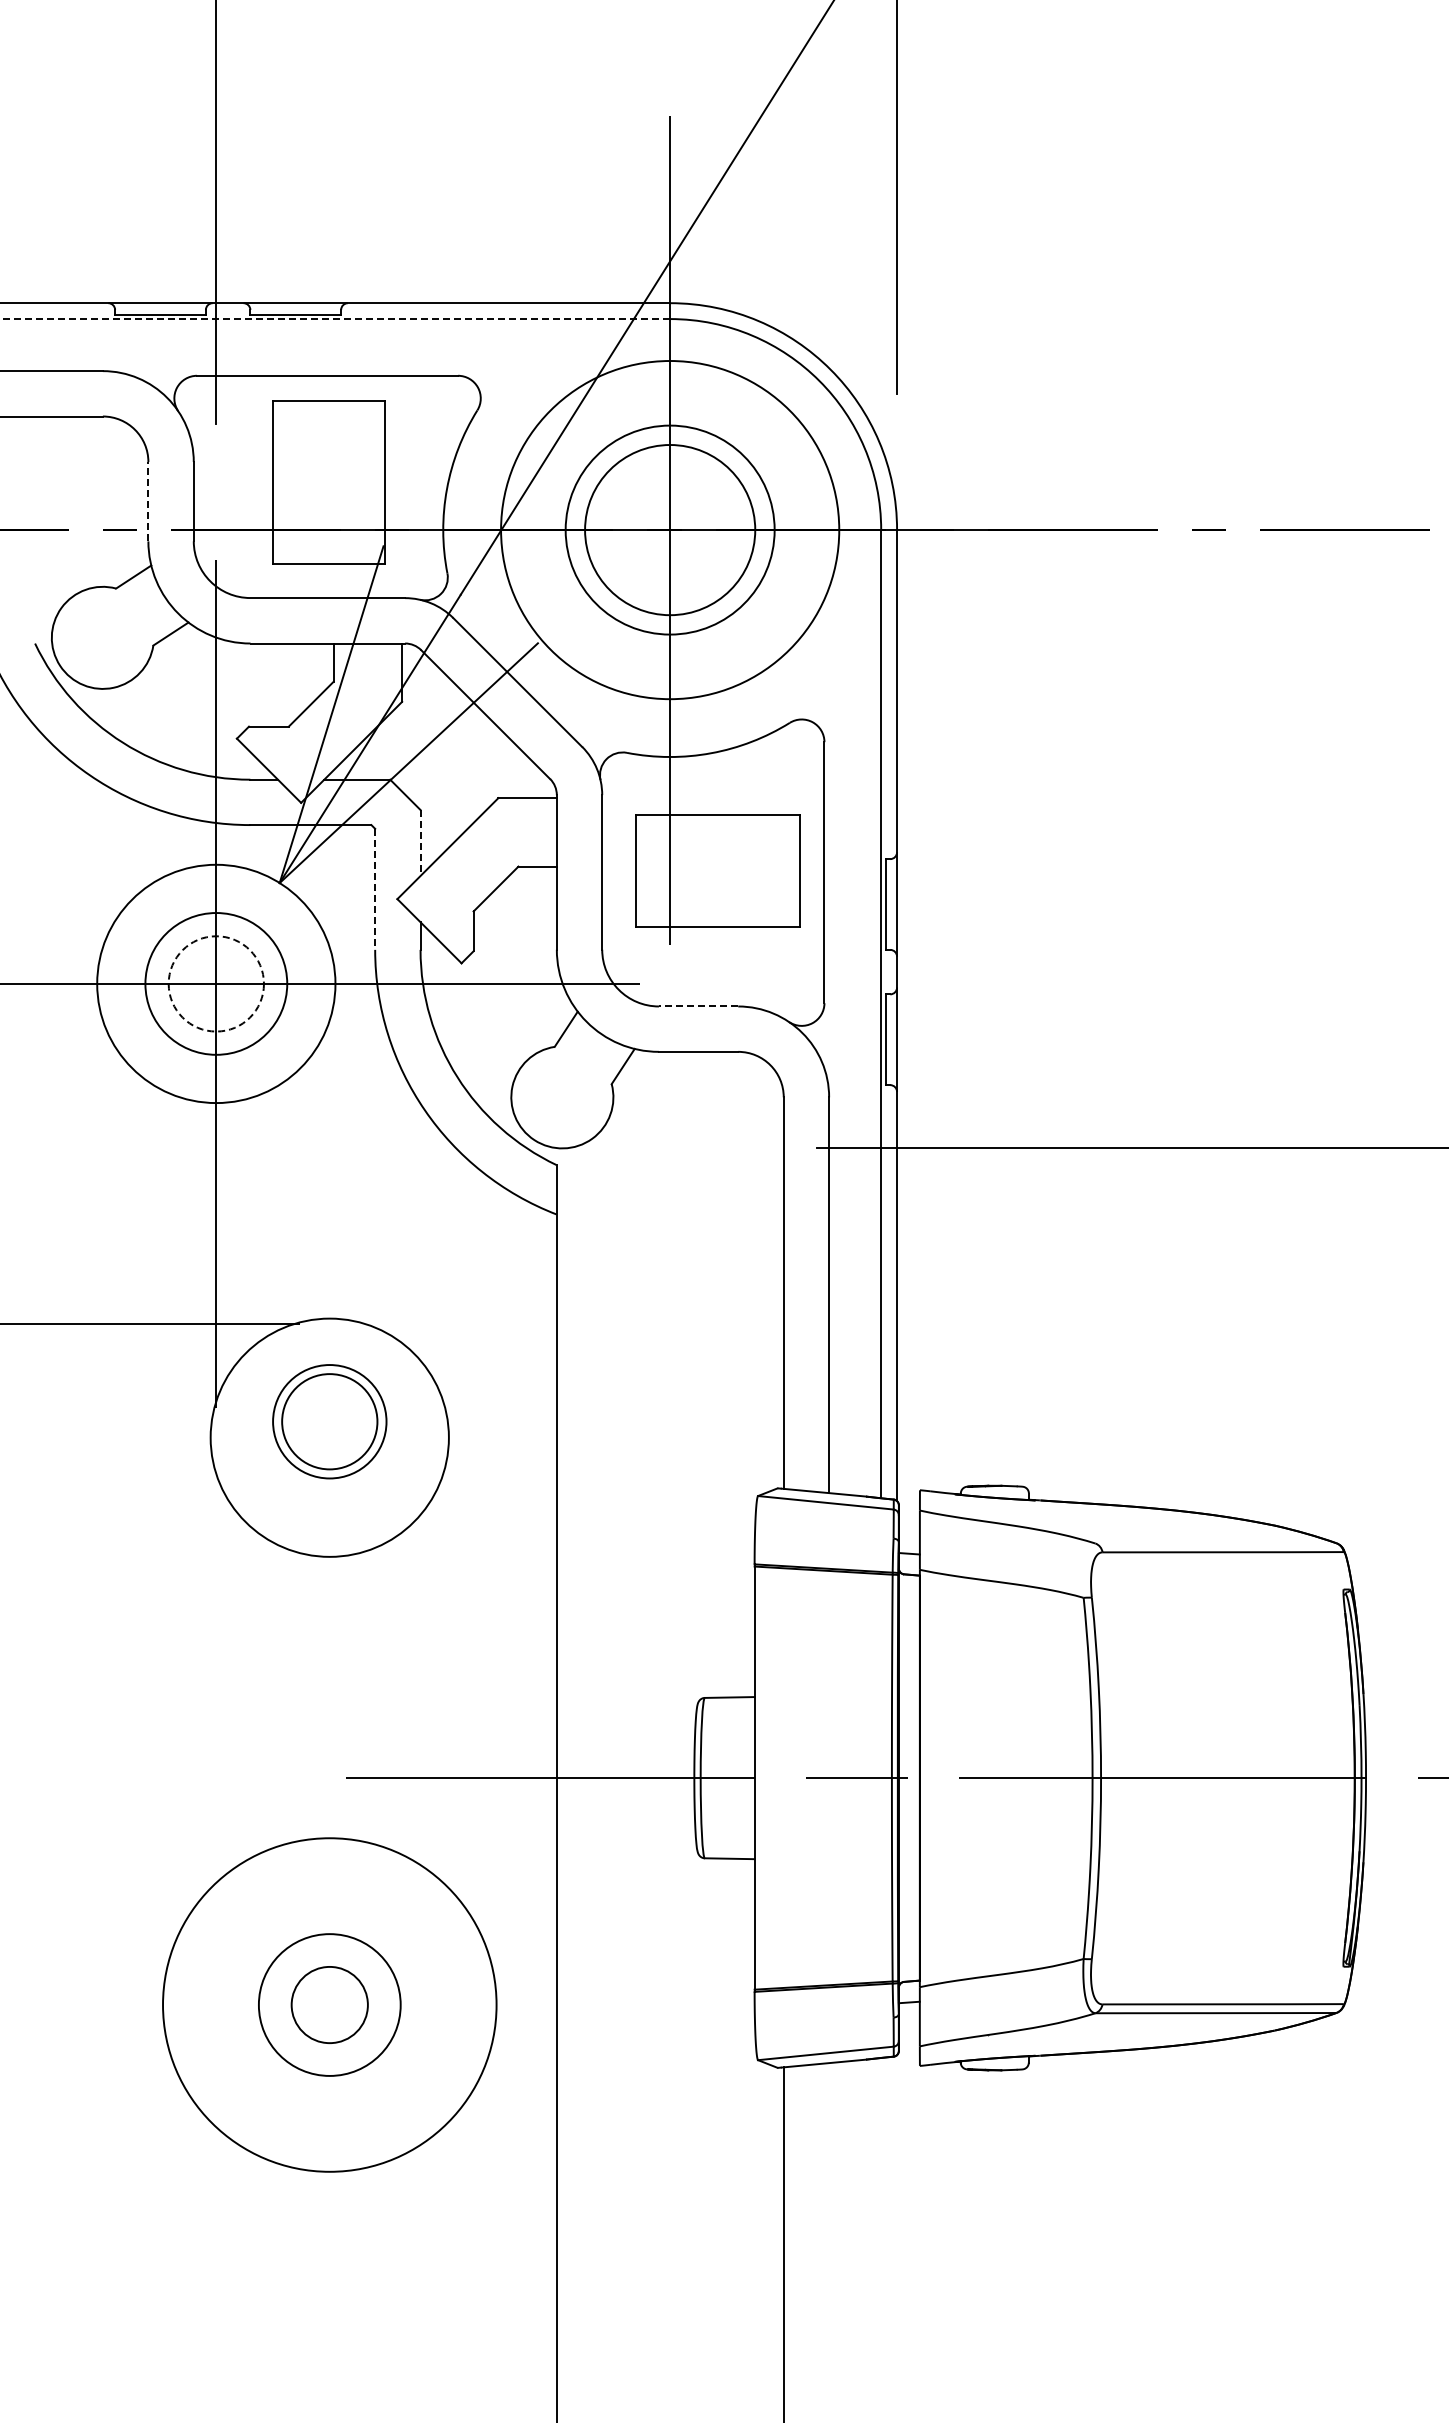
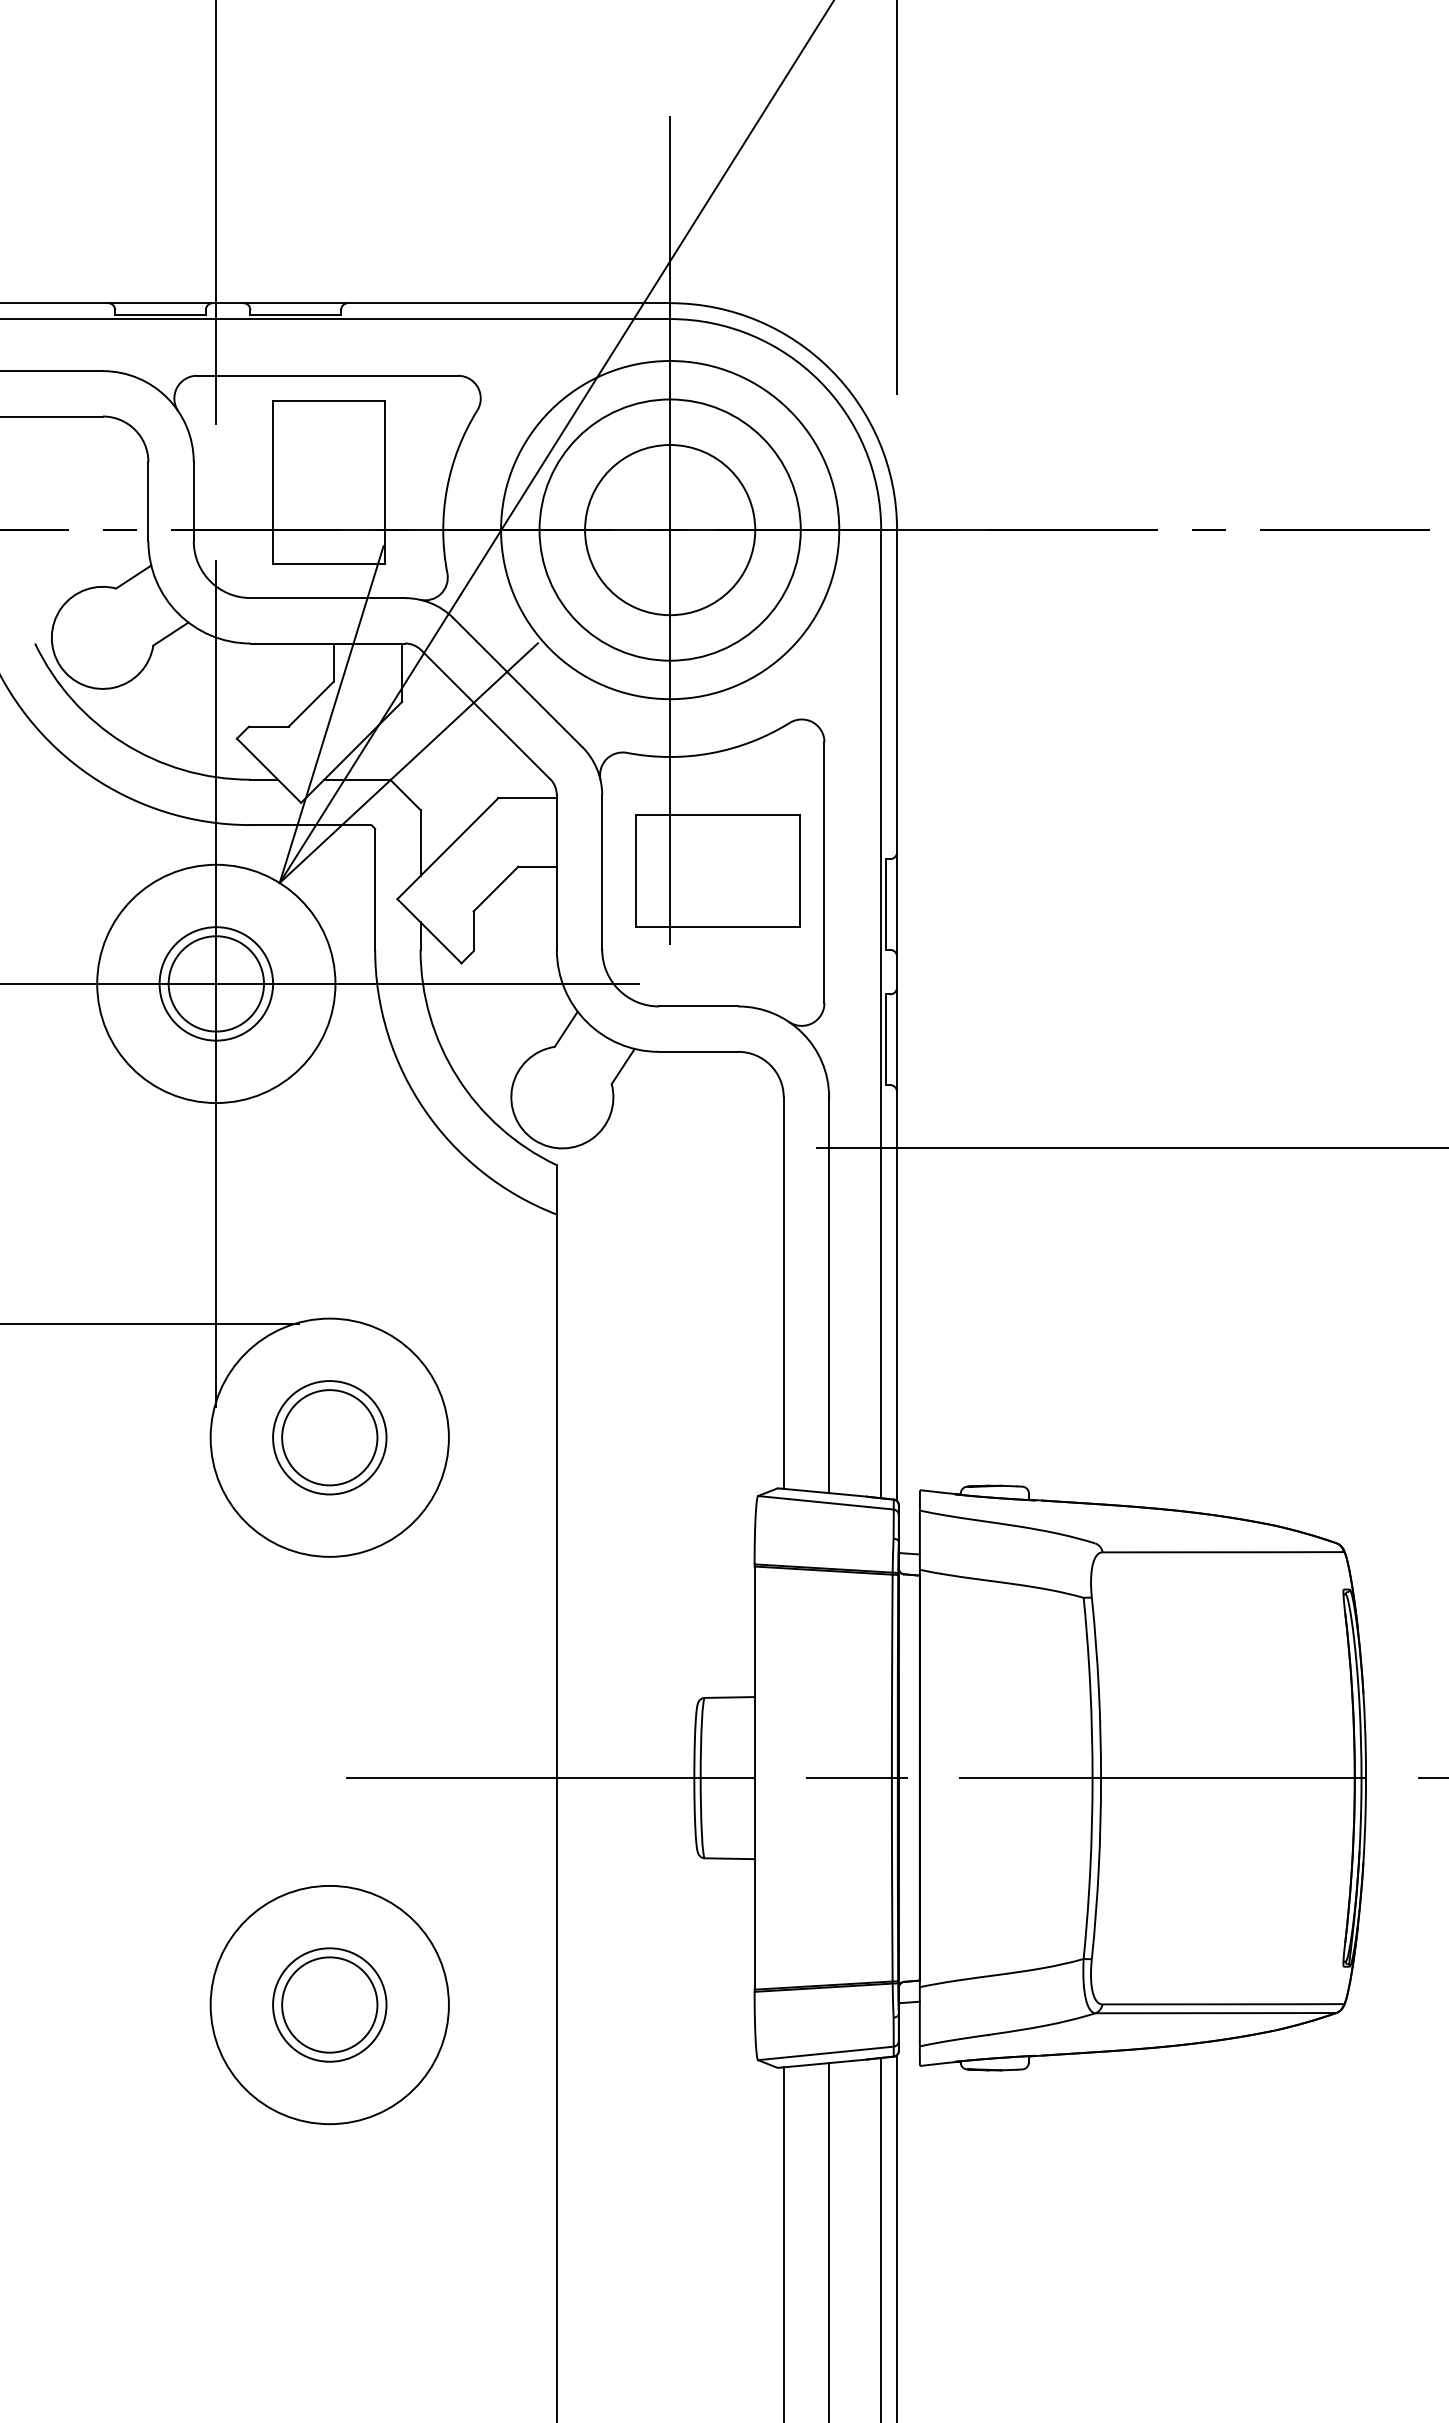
line: dashed -> solid (335, 319)
line: dashed -> solid (148, 501)
circle diameter: 209 px -> 261 px (669, 529)
line: dashed -> solid (420, 843)
line: dashed -> solid (375, 889)
circle: dashed -> solid (215, 983)
circle diameter: 142 px -> 113 px (216, 983)
line: dashed -> solid (698, 1006)
part position: (329, 1421) -> (329, 1437) (329, 1437)
circle diameter: 142 px -> 113 px (329, 2004)
circle diameter: 334 px -> 238 px (329, 2004)
circle diameter: 76 px -> 95 px (329, 2004)
line: none -> present (897, 2237)
line: none -> present (881, 2238)
line: none -> present (829, 2241)
